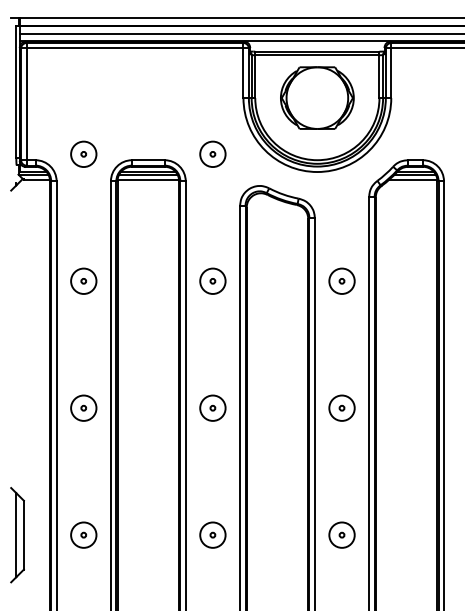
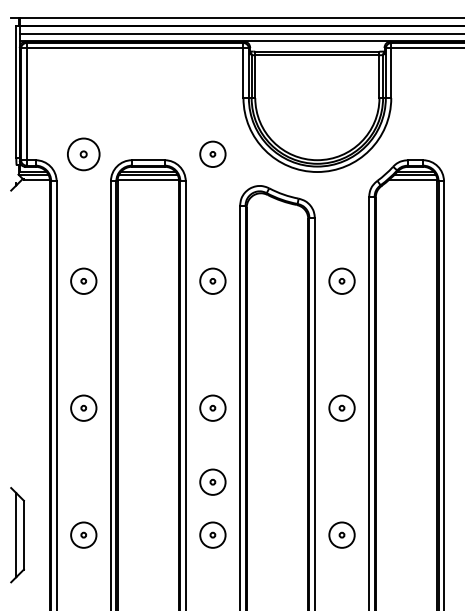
part: present -> none (317, 97)
part size: 28x28 px -> 34x35 px (83, 154)
part: none -> present (212, 481)
